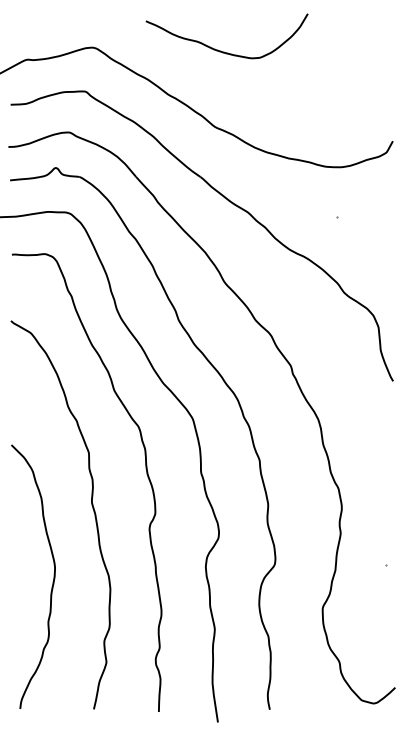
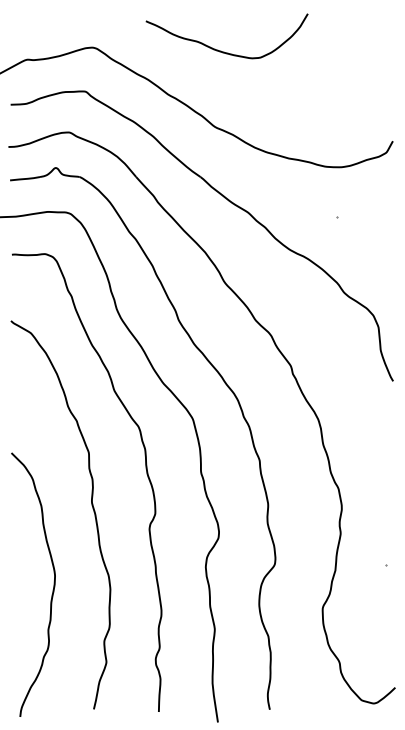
curve position: (52, 581) -> (52, 589) (52, 589)
